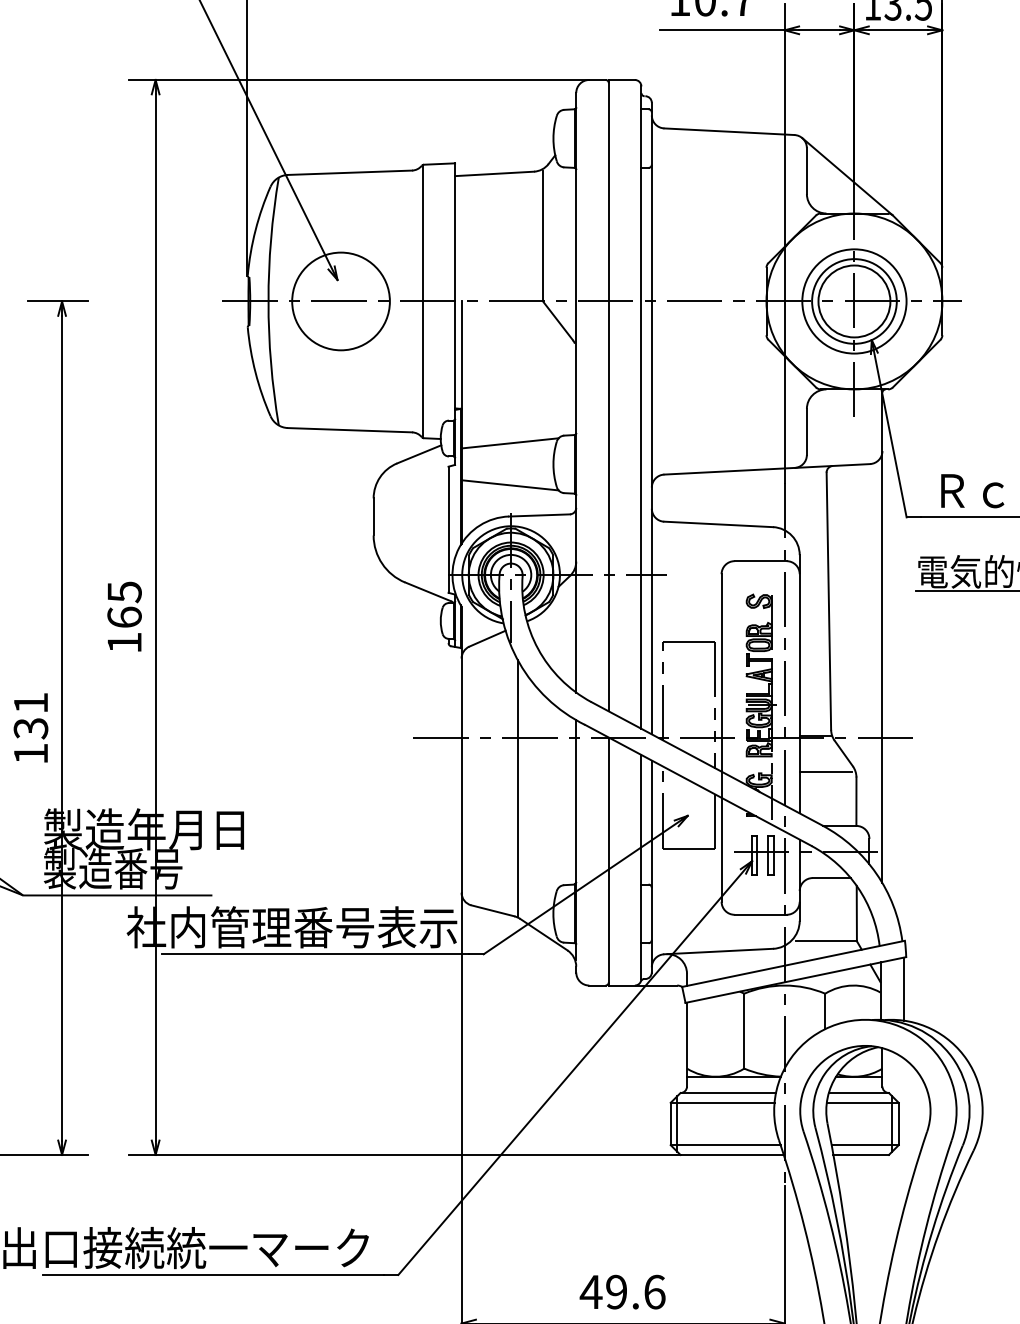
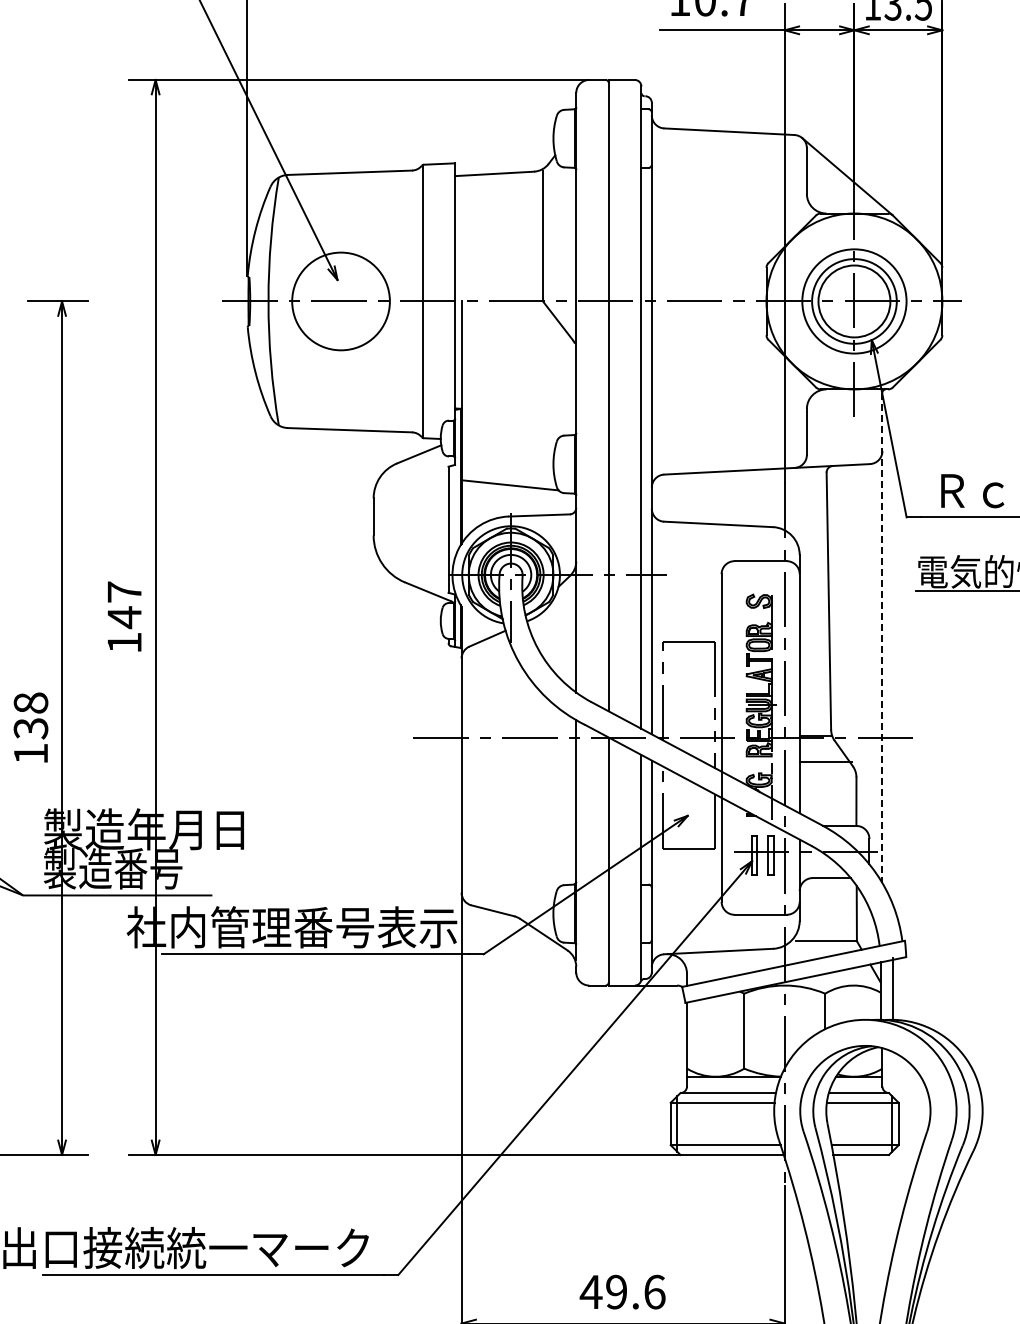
line: present -> none (509, 443)
text: 165 -> 147 (124, 605)
line: solid -> dashed (882, 638)
text: 131 -> 138 (30, 702)
line position: (825, 771) -> (825, 761) (825, 761)
line: present -> none (517, 788)
line position: (903, 988) -> (892, 988) (892, 988)
